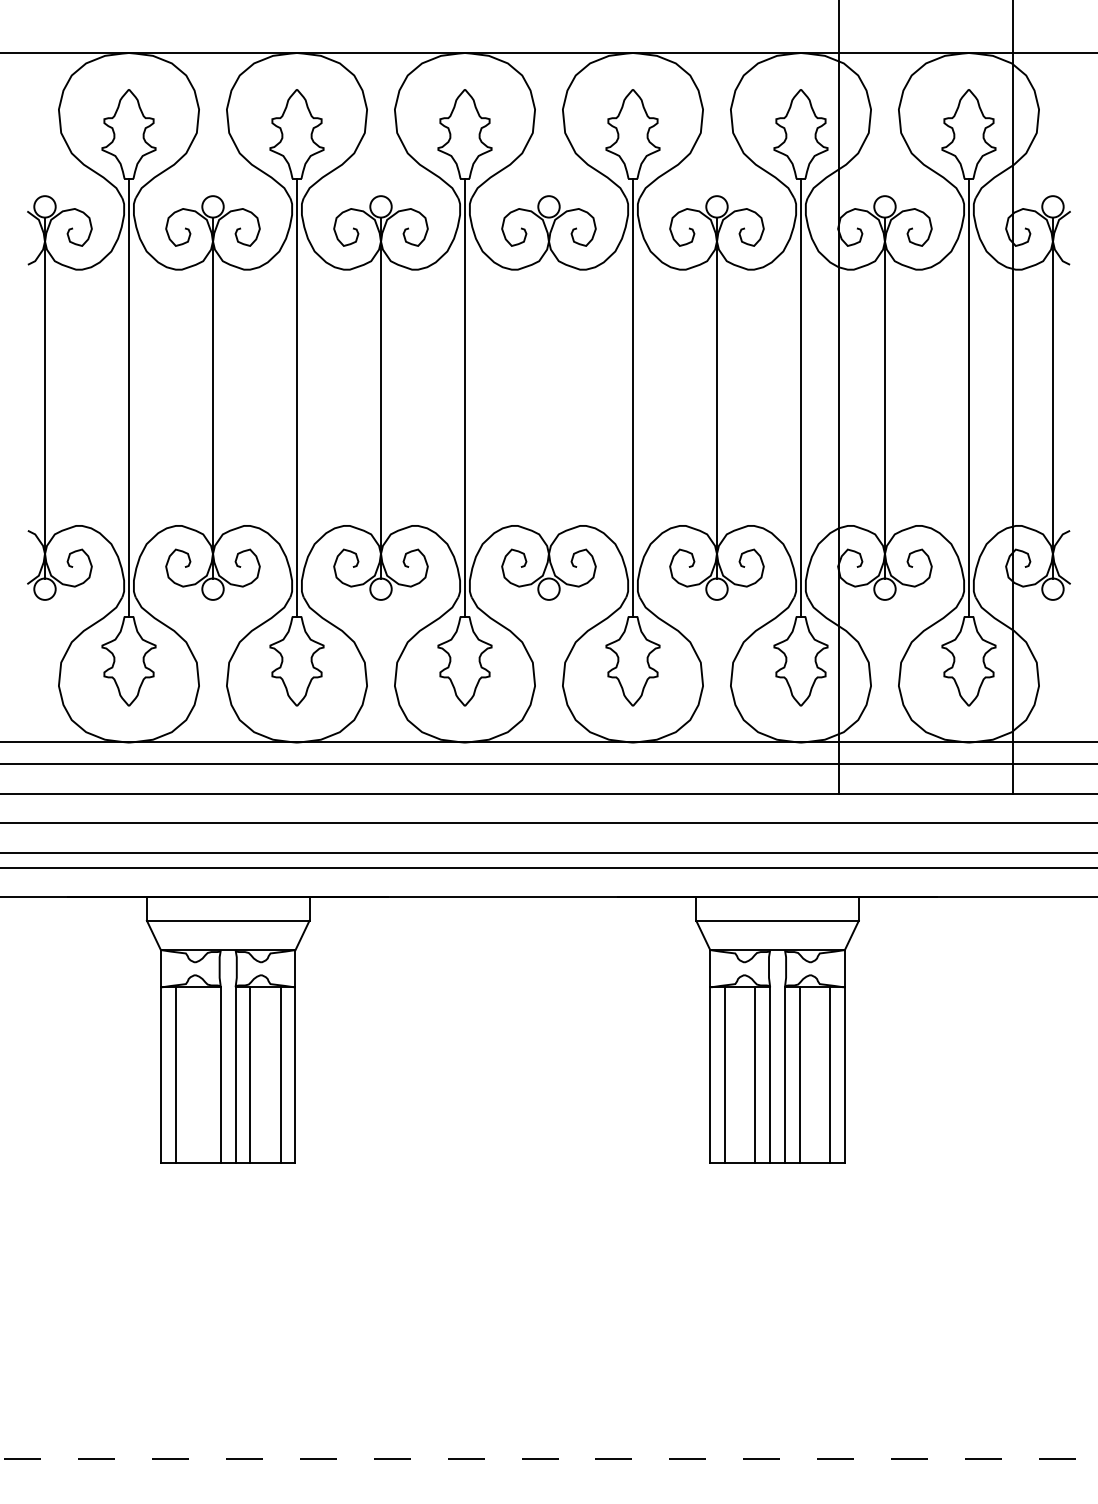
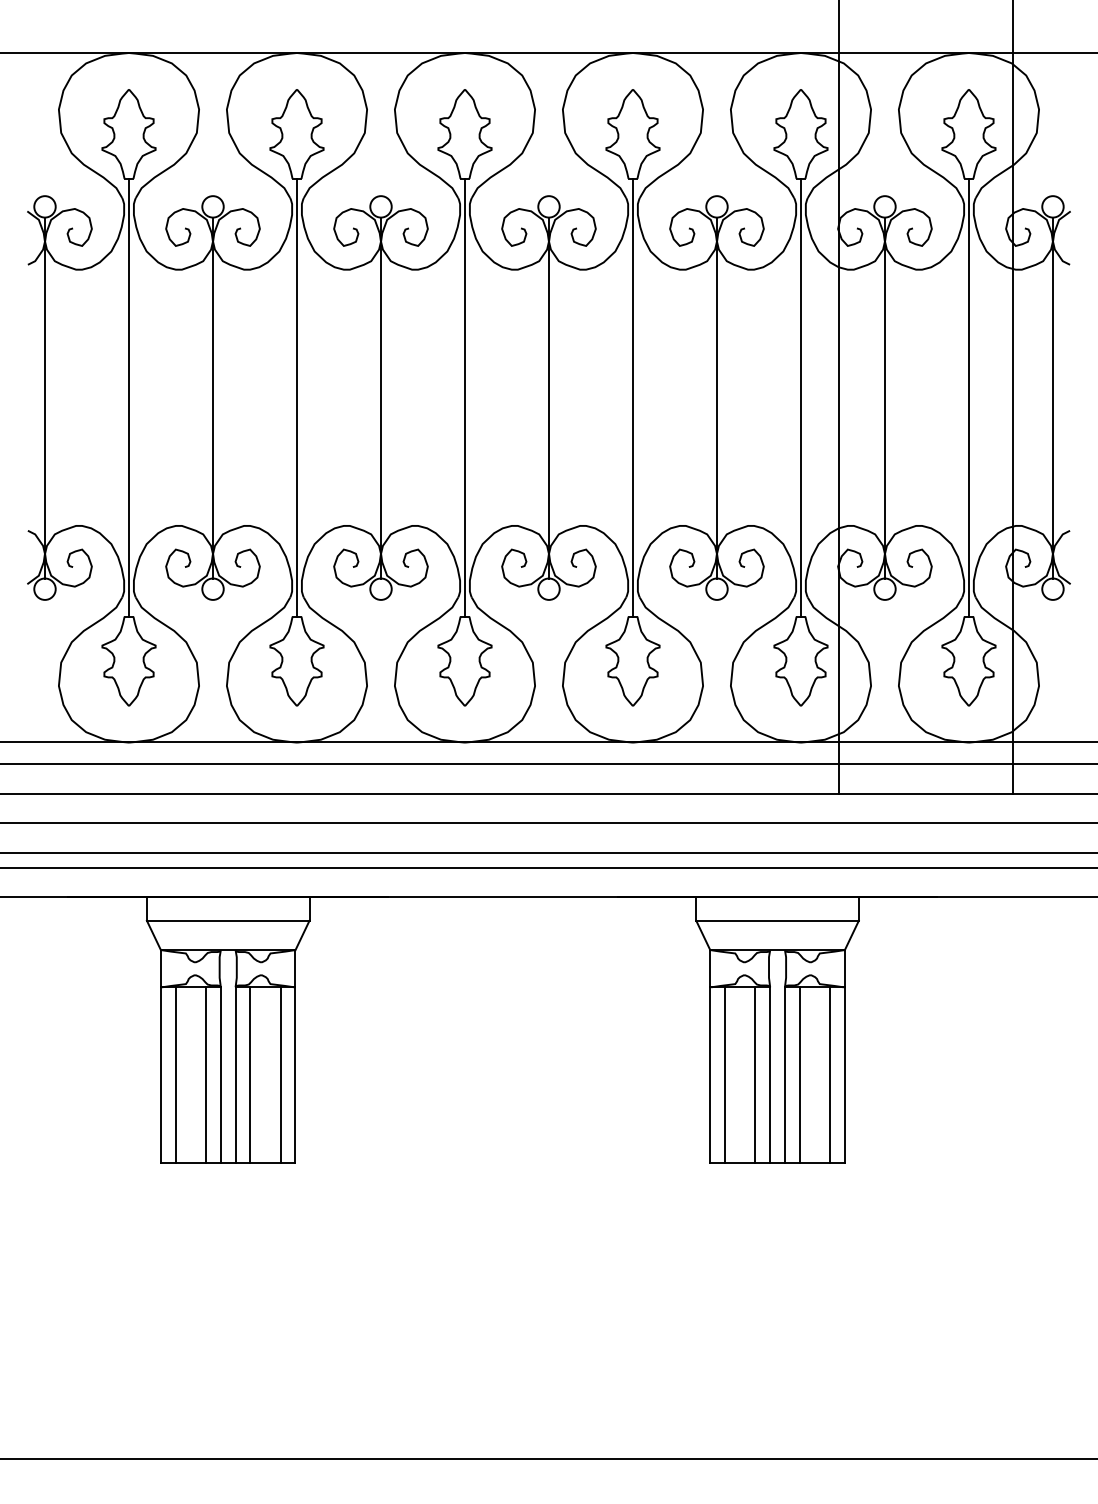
line: none -> present (549, 397)
line: none -> present (206, 1075)
line: dashed -> solid (549, 1458)
